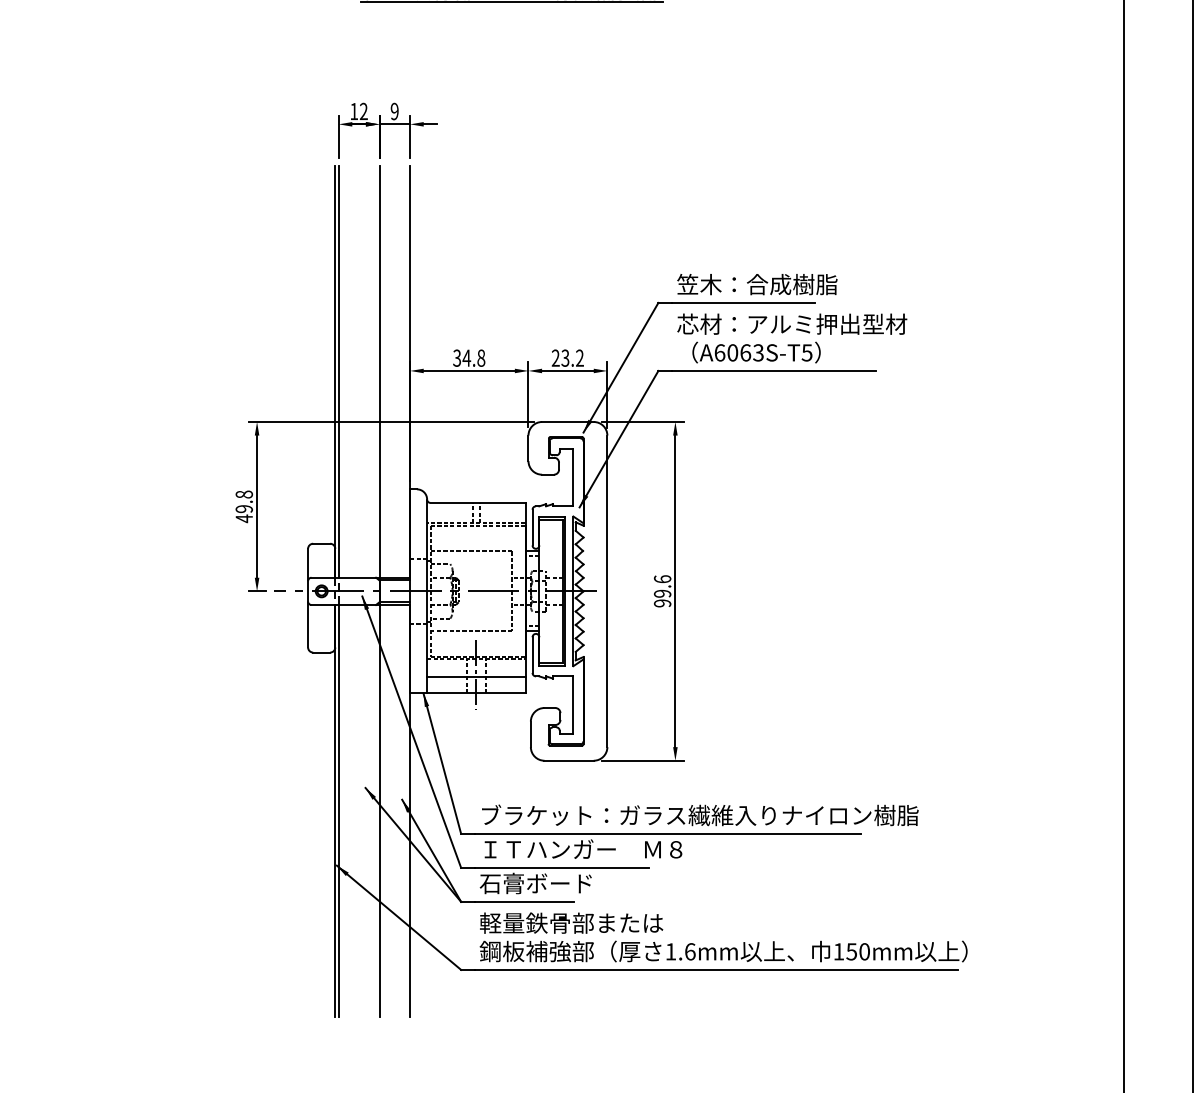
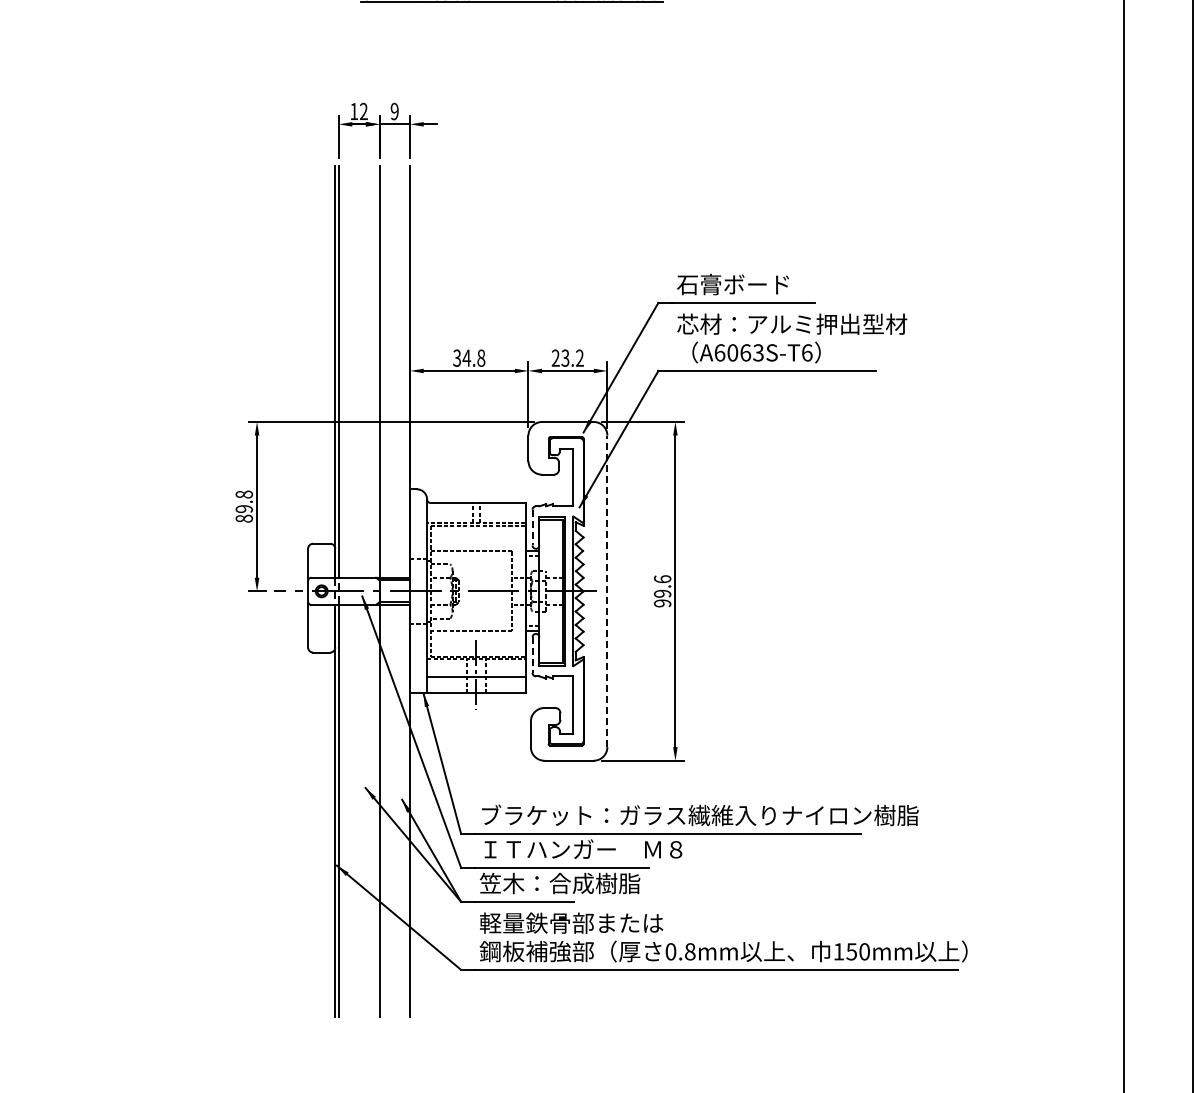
text: 笠木：合成樹脂 -> 石膏ボード (757, 284)
text: A6063S-T5 -> A6063S-T6 (806, 352)
text: 49.8 -> 89.8 (244, 518)
line: solid -> dashed (532, 527)
line: solid -> dashed (607, 591)
line: solid -> dashed (532, 655)
text: 石膏ボード -> 笠木：合成樹脂 (559, 883)
text: 1.6mm -> 0.8mm (680, 951)
